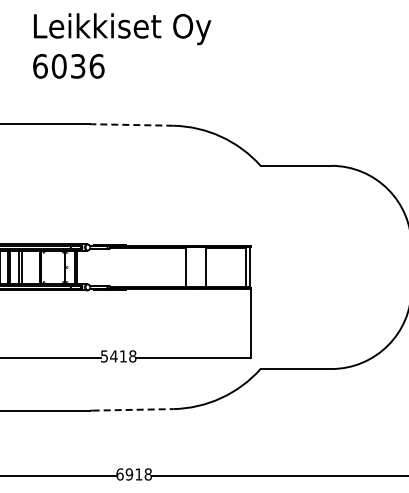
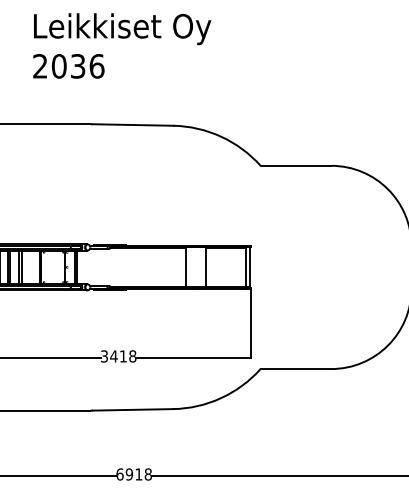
text: 6036 -> 2036 (40, 66)
line: dashed -> solid (132, 125)
text: 5418 -> 3418 (104, 355)
line: dashed -> solid (133, 409)
